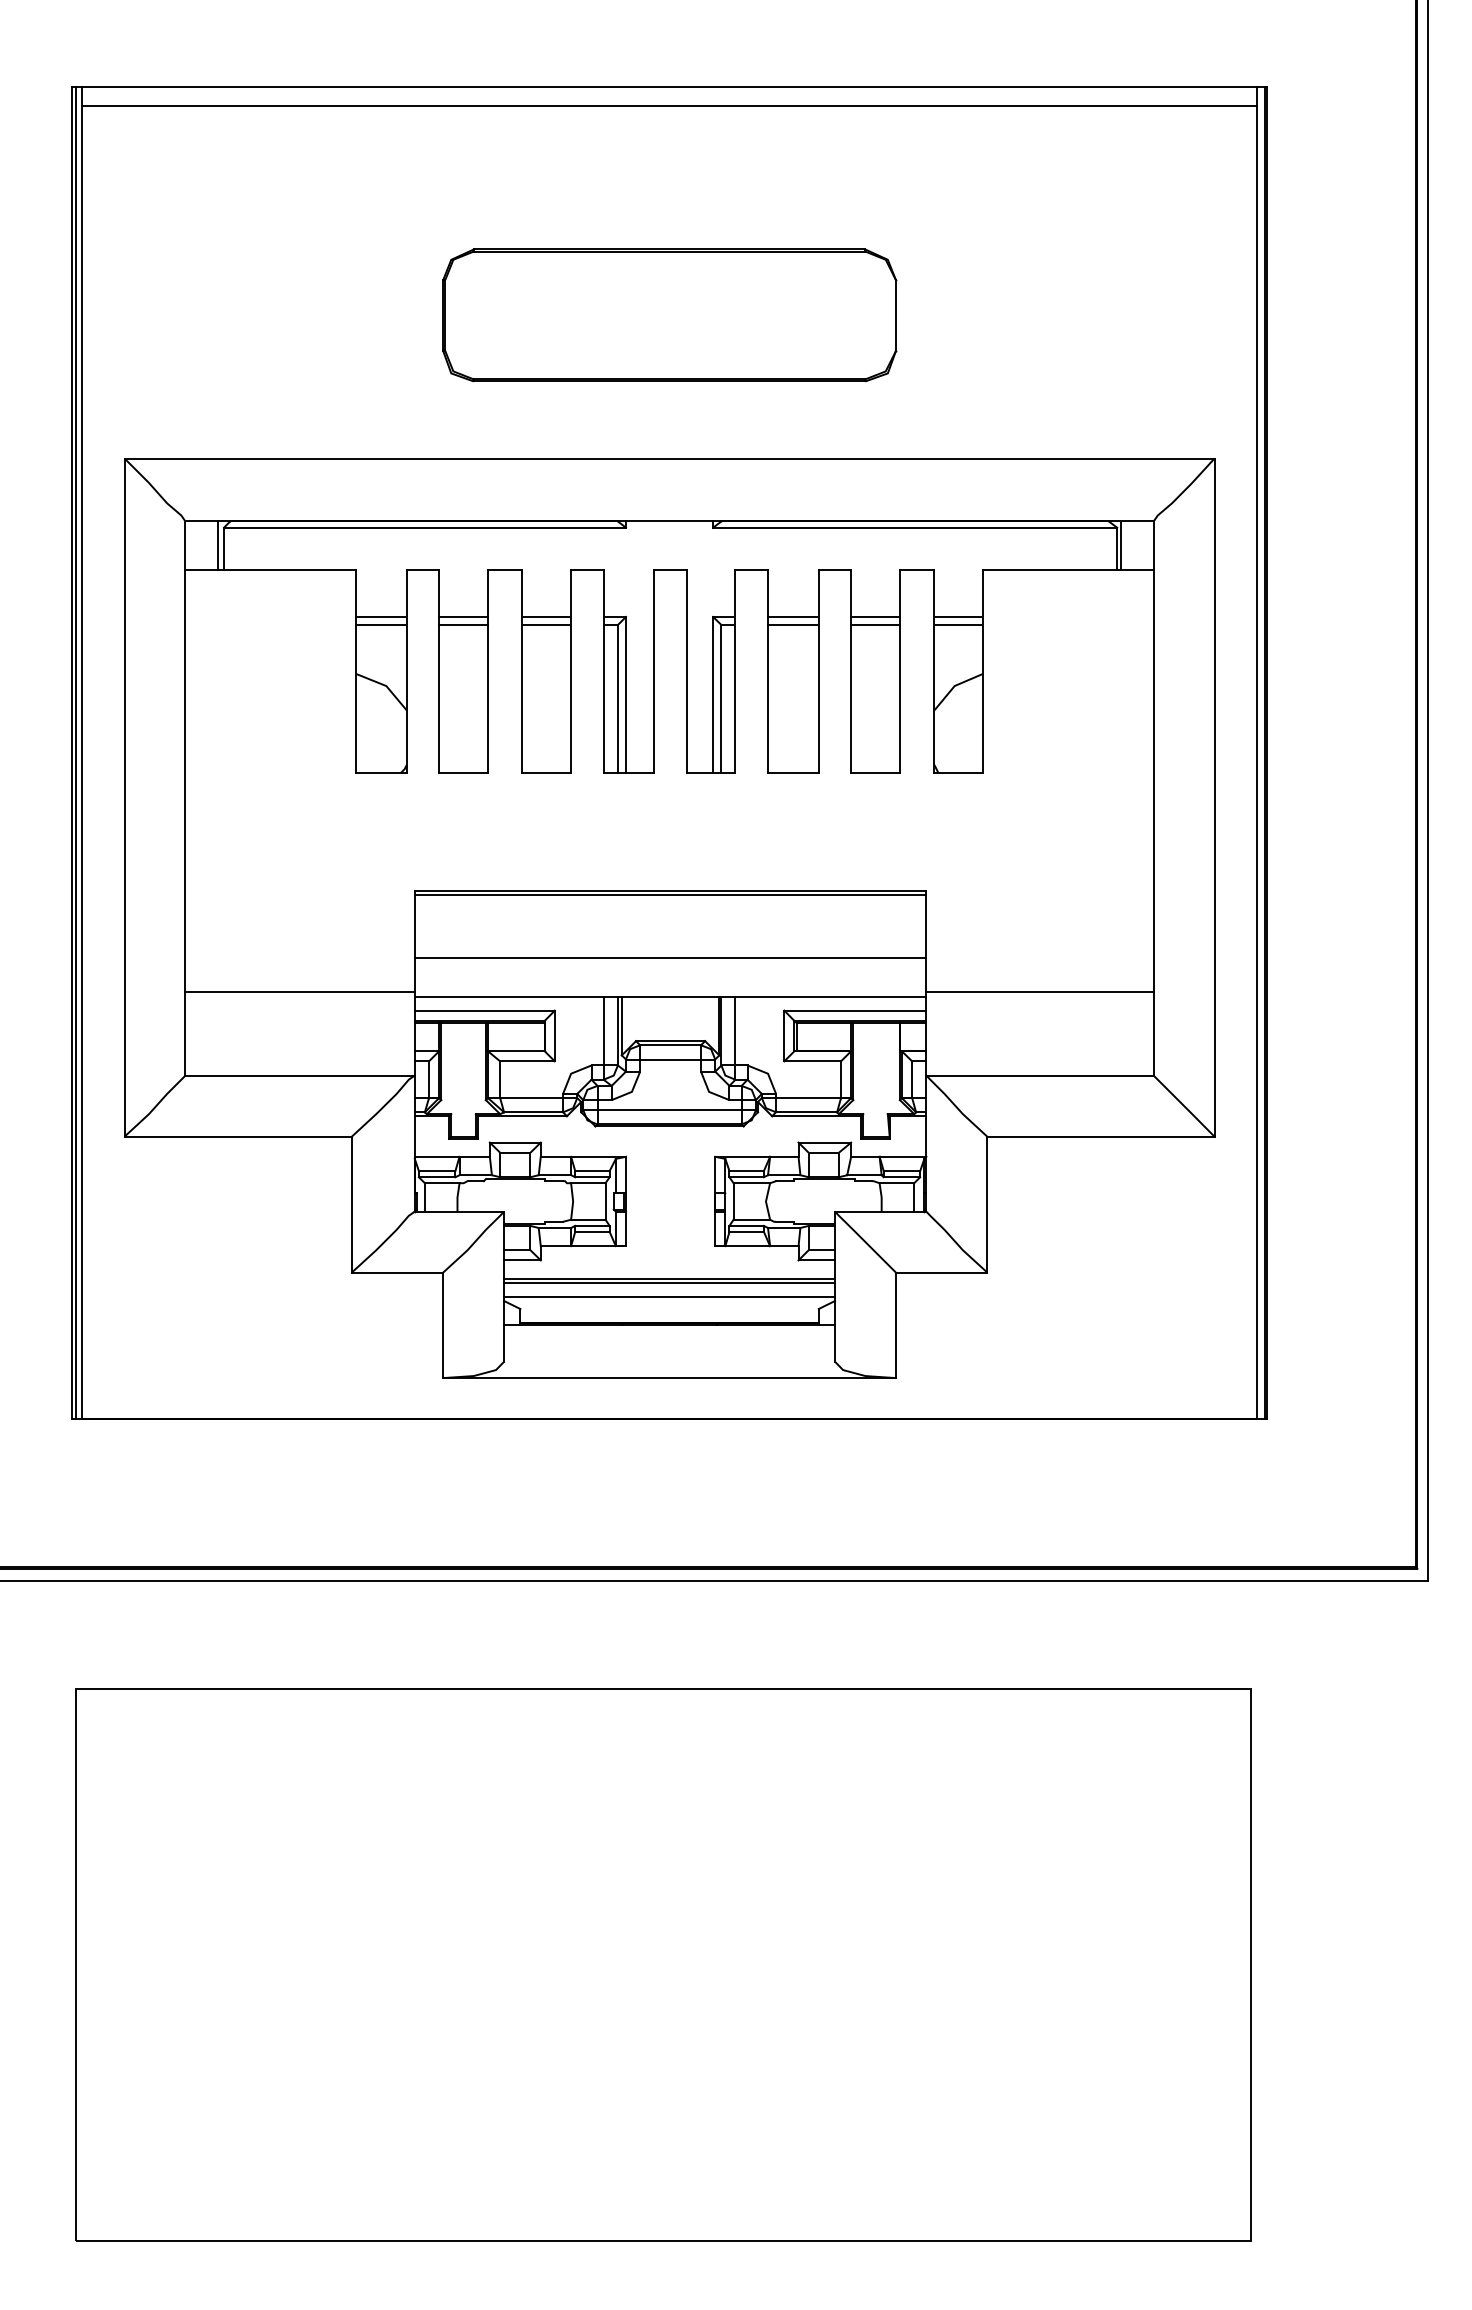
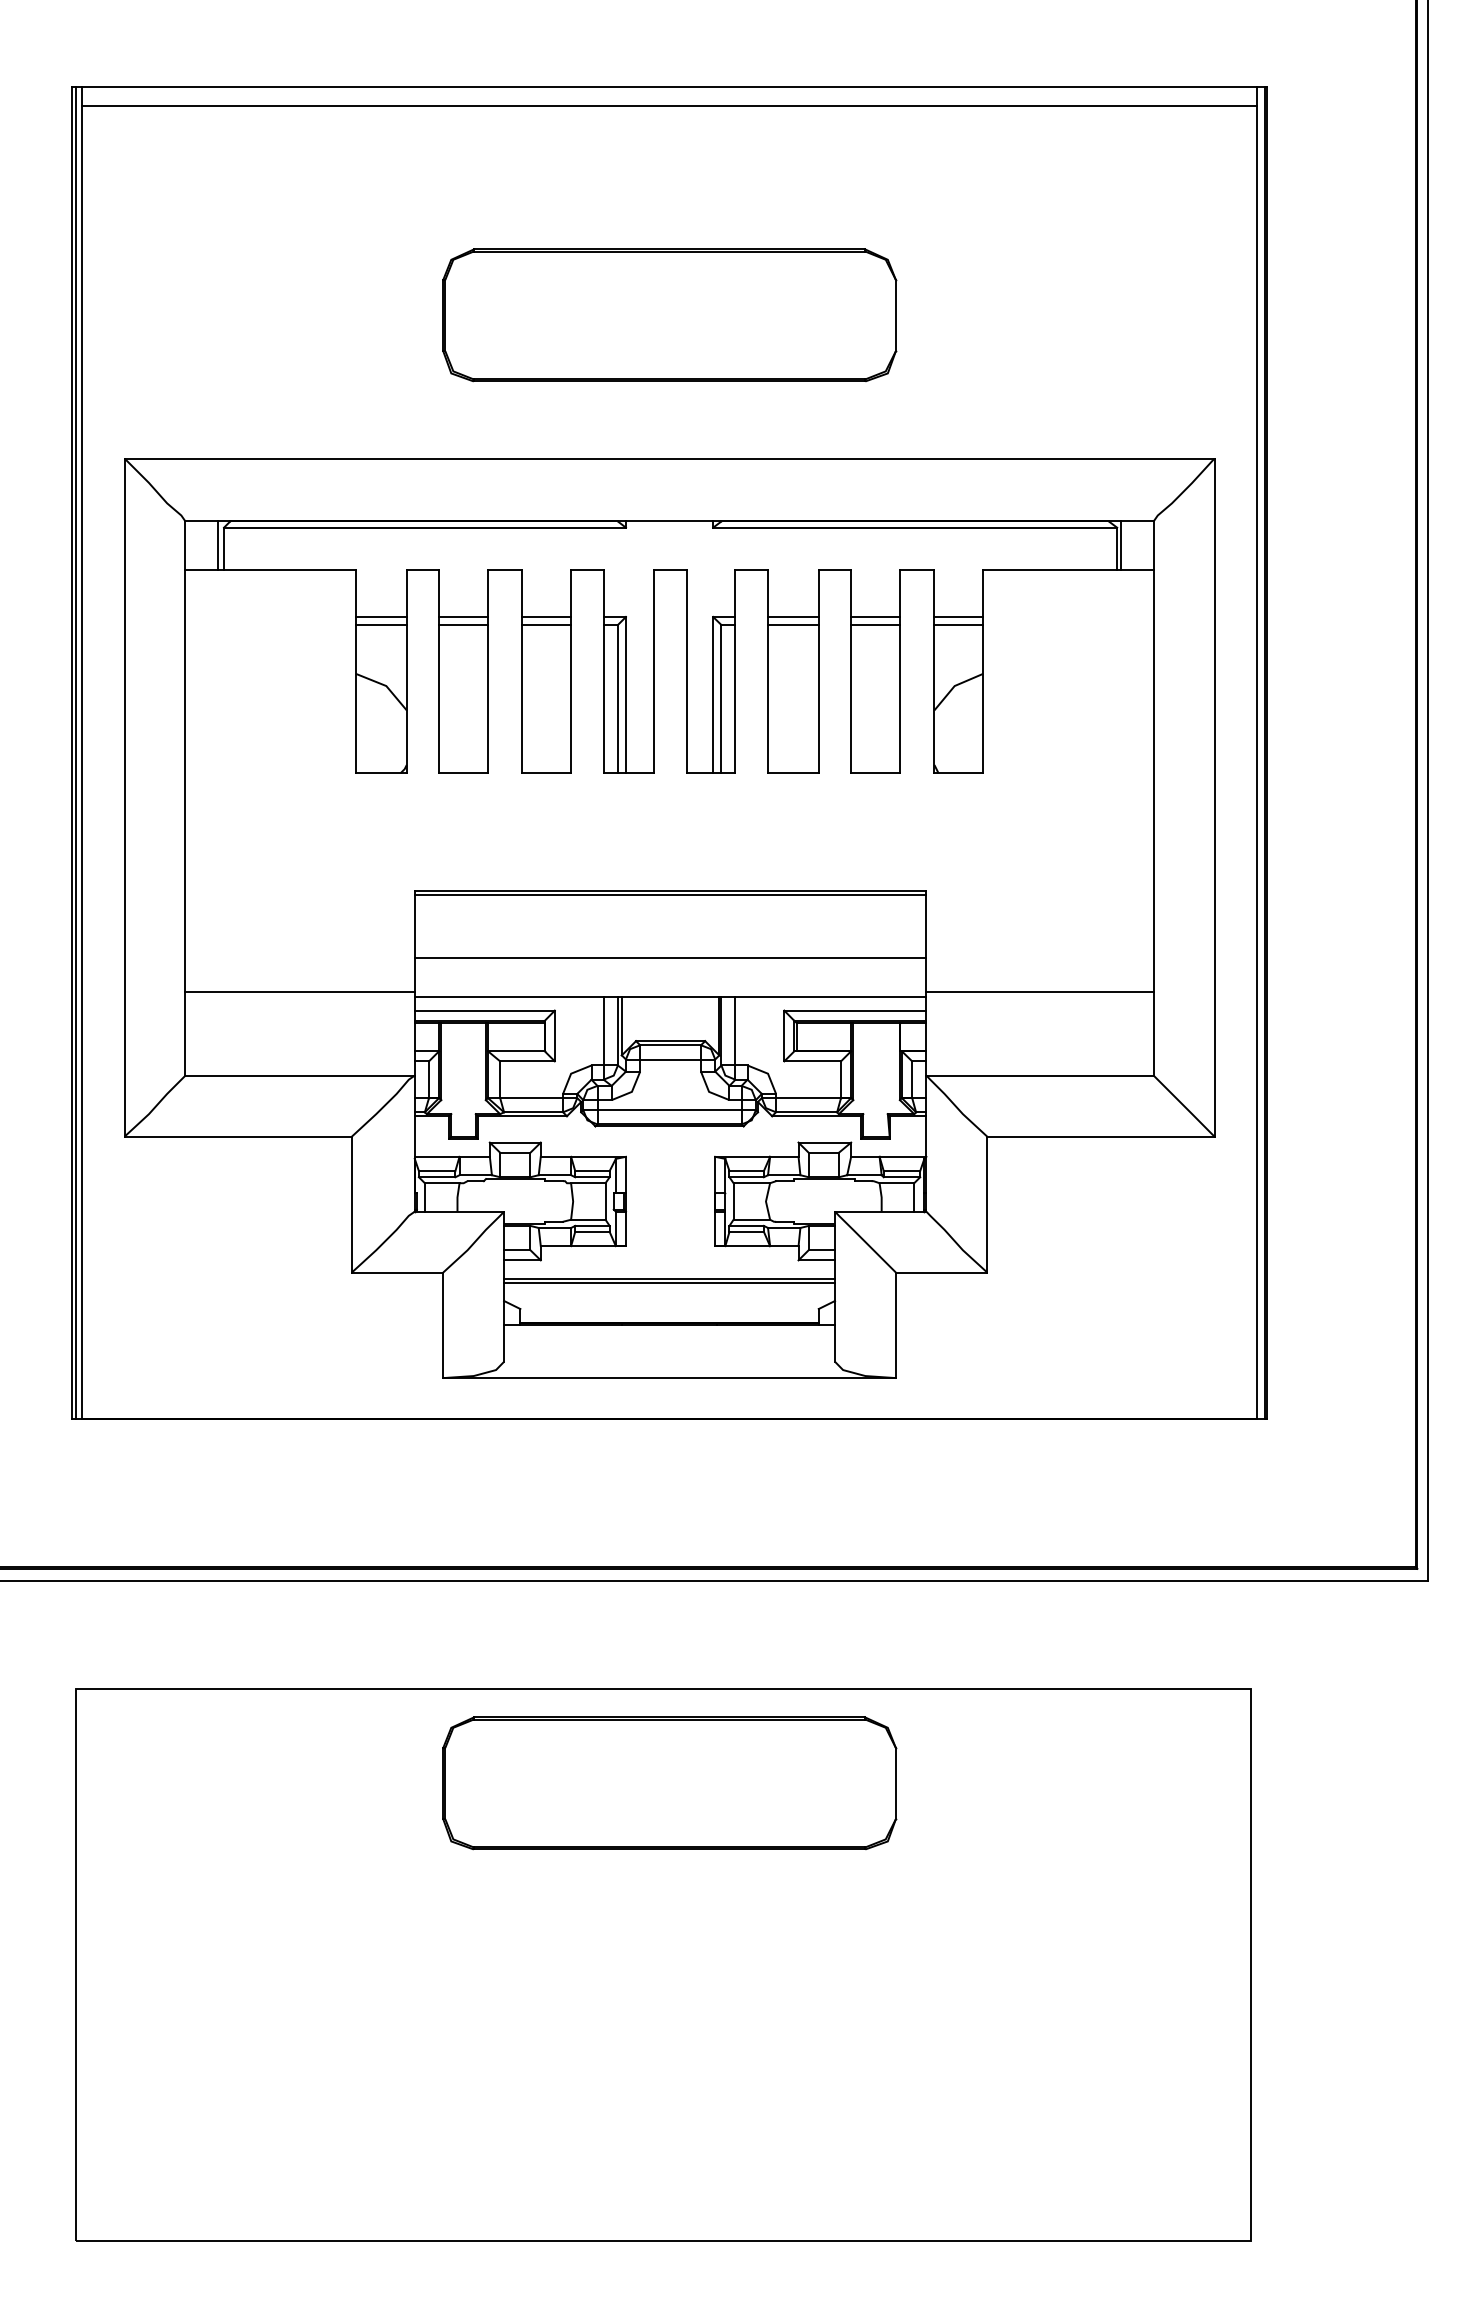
line: present -> none (669, 1296)
part: none -> present (669, 1783)
